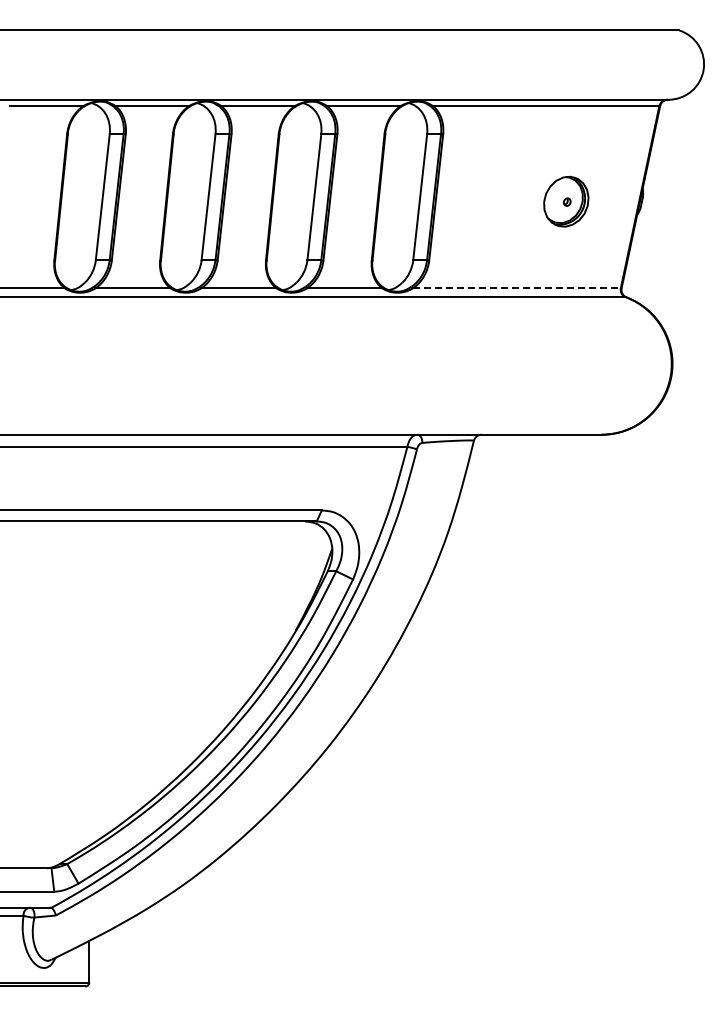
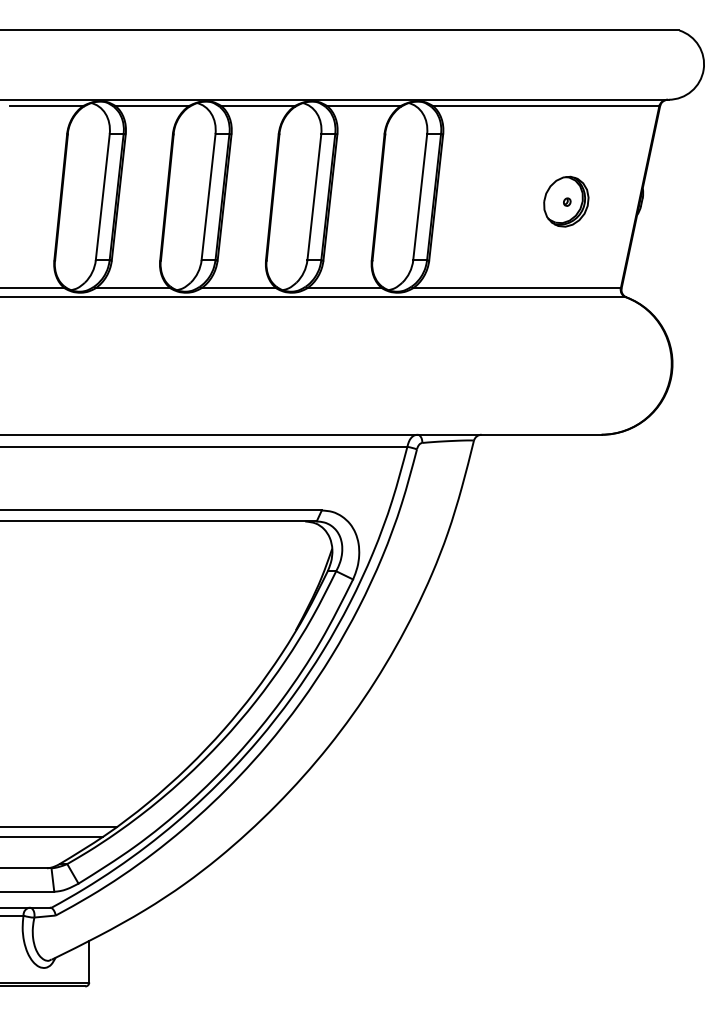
line: dashed -> solid (516, 288)
line: none -> present (59, 826)
line: none -> present (52, 836)
